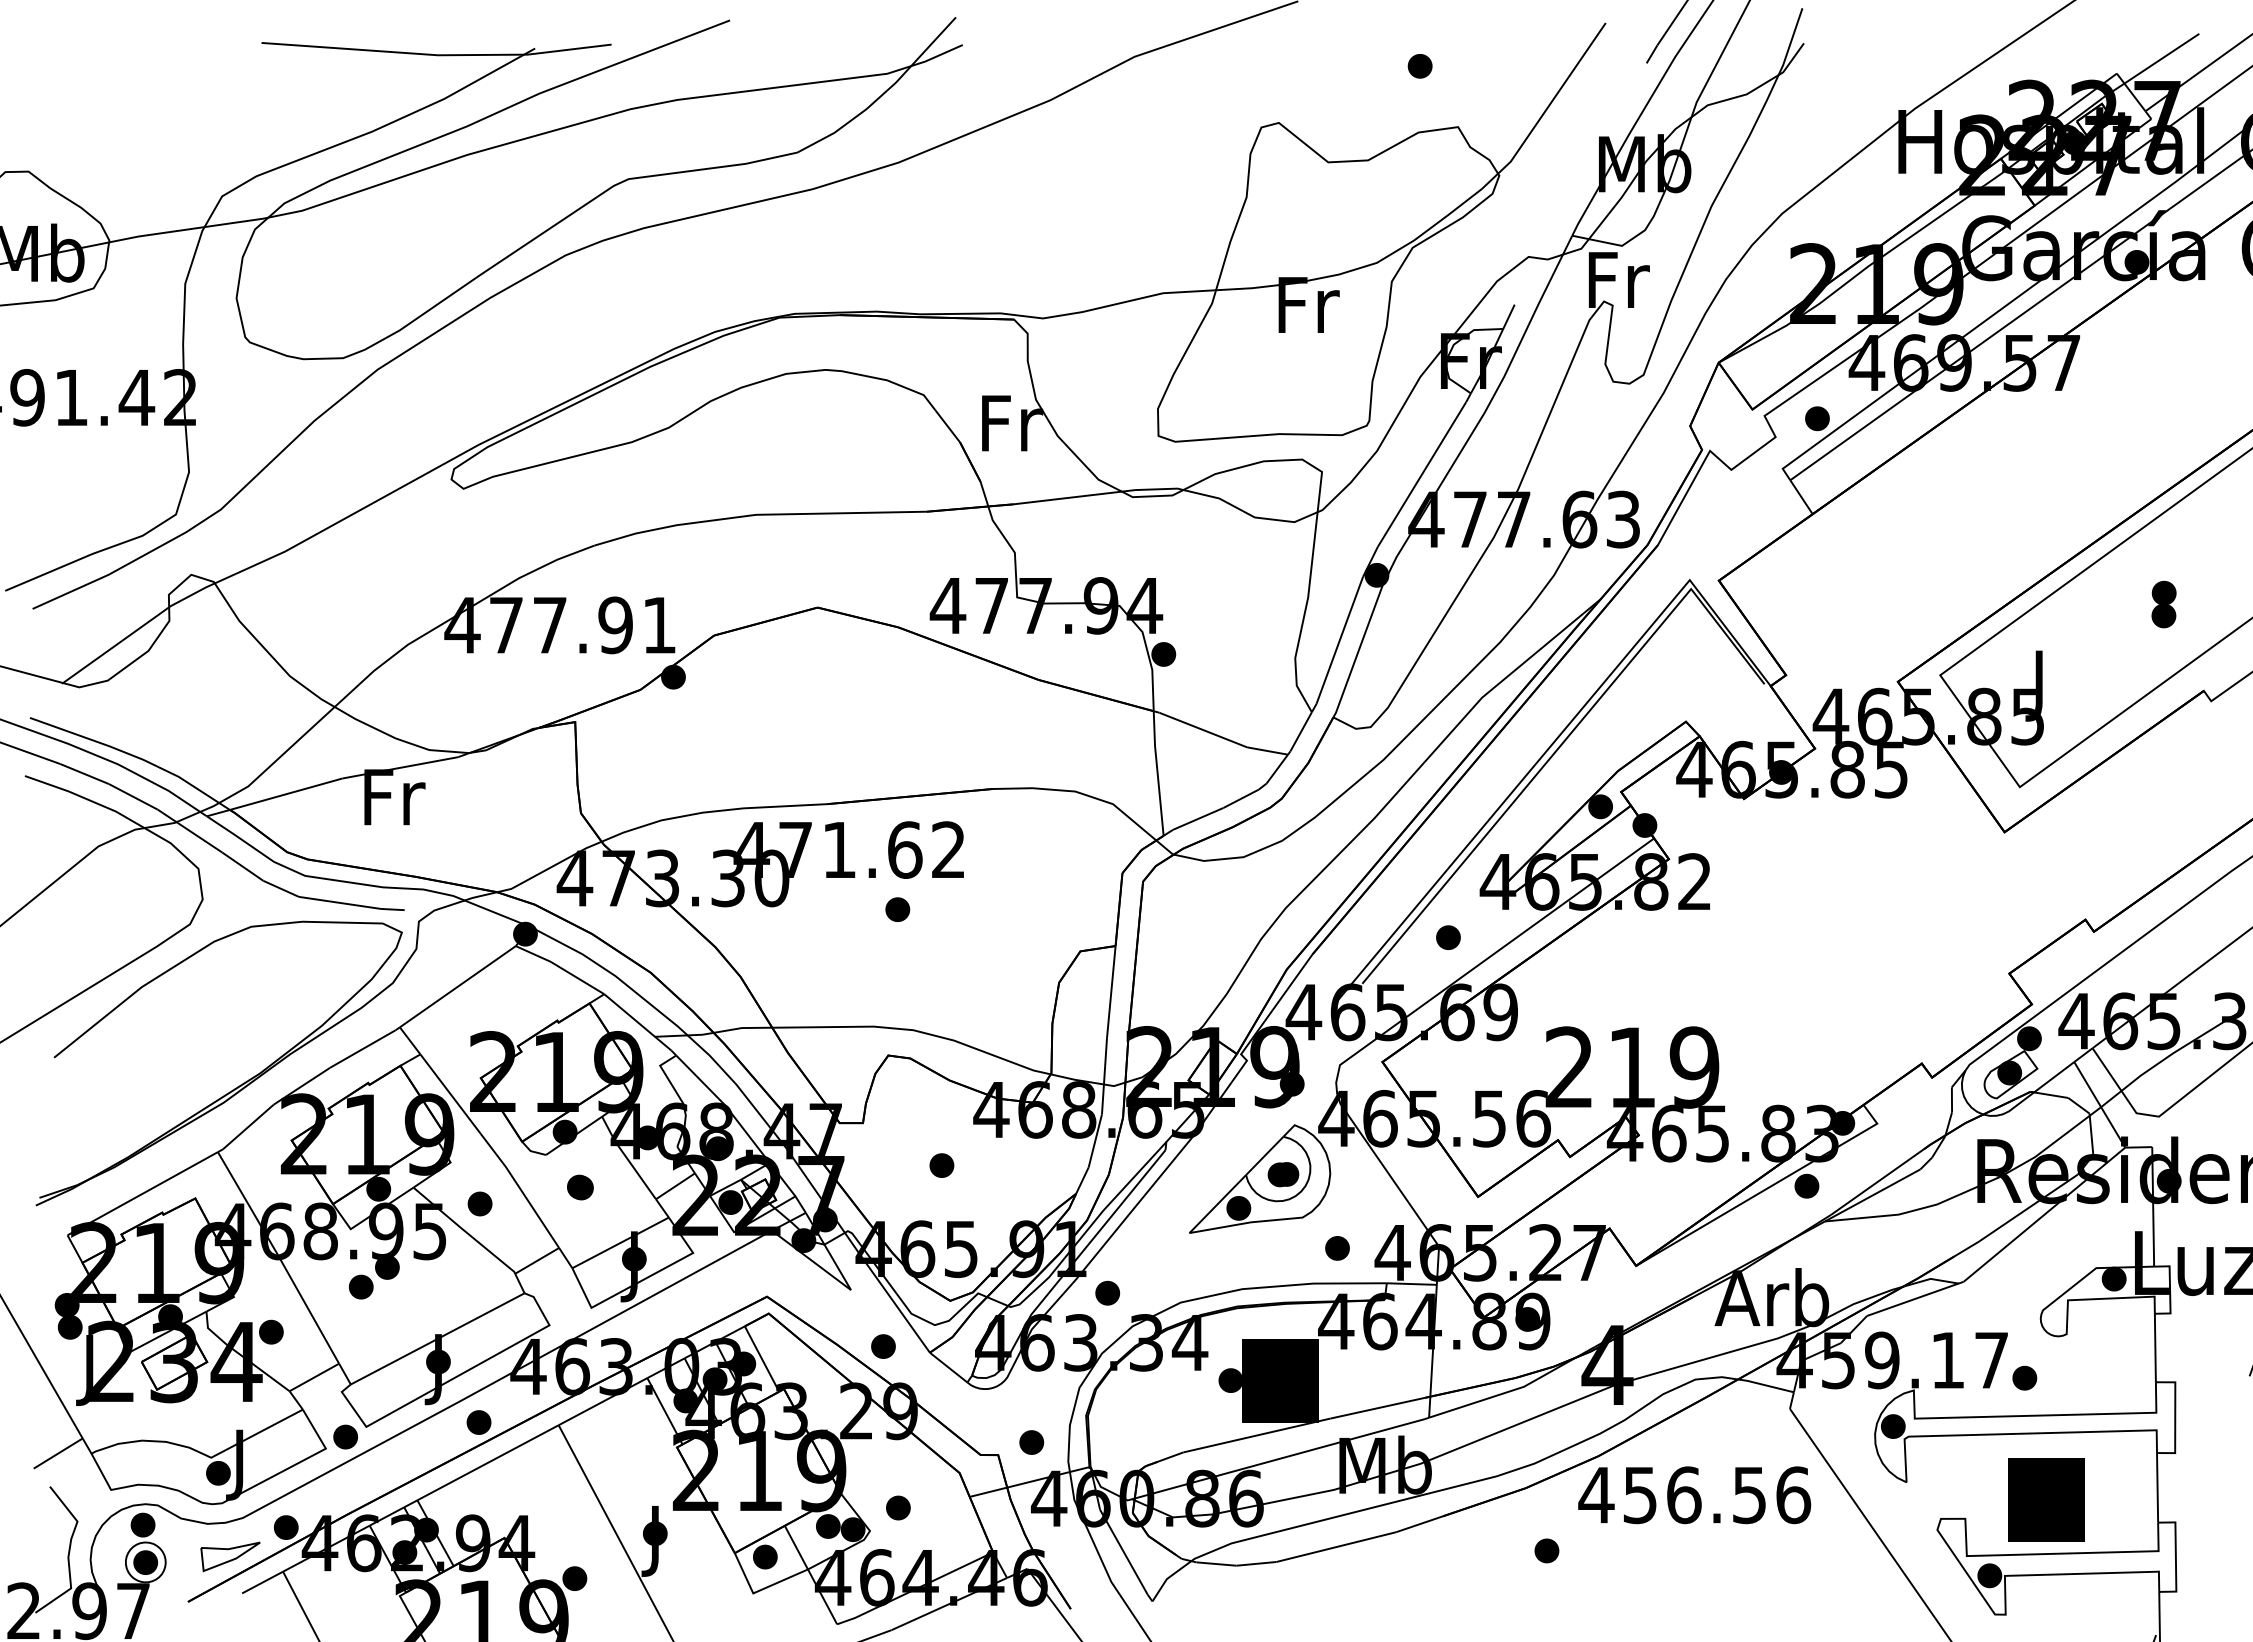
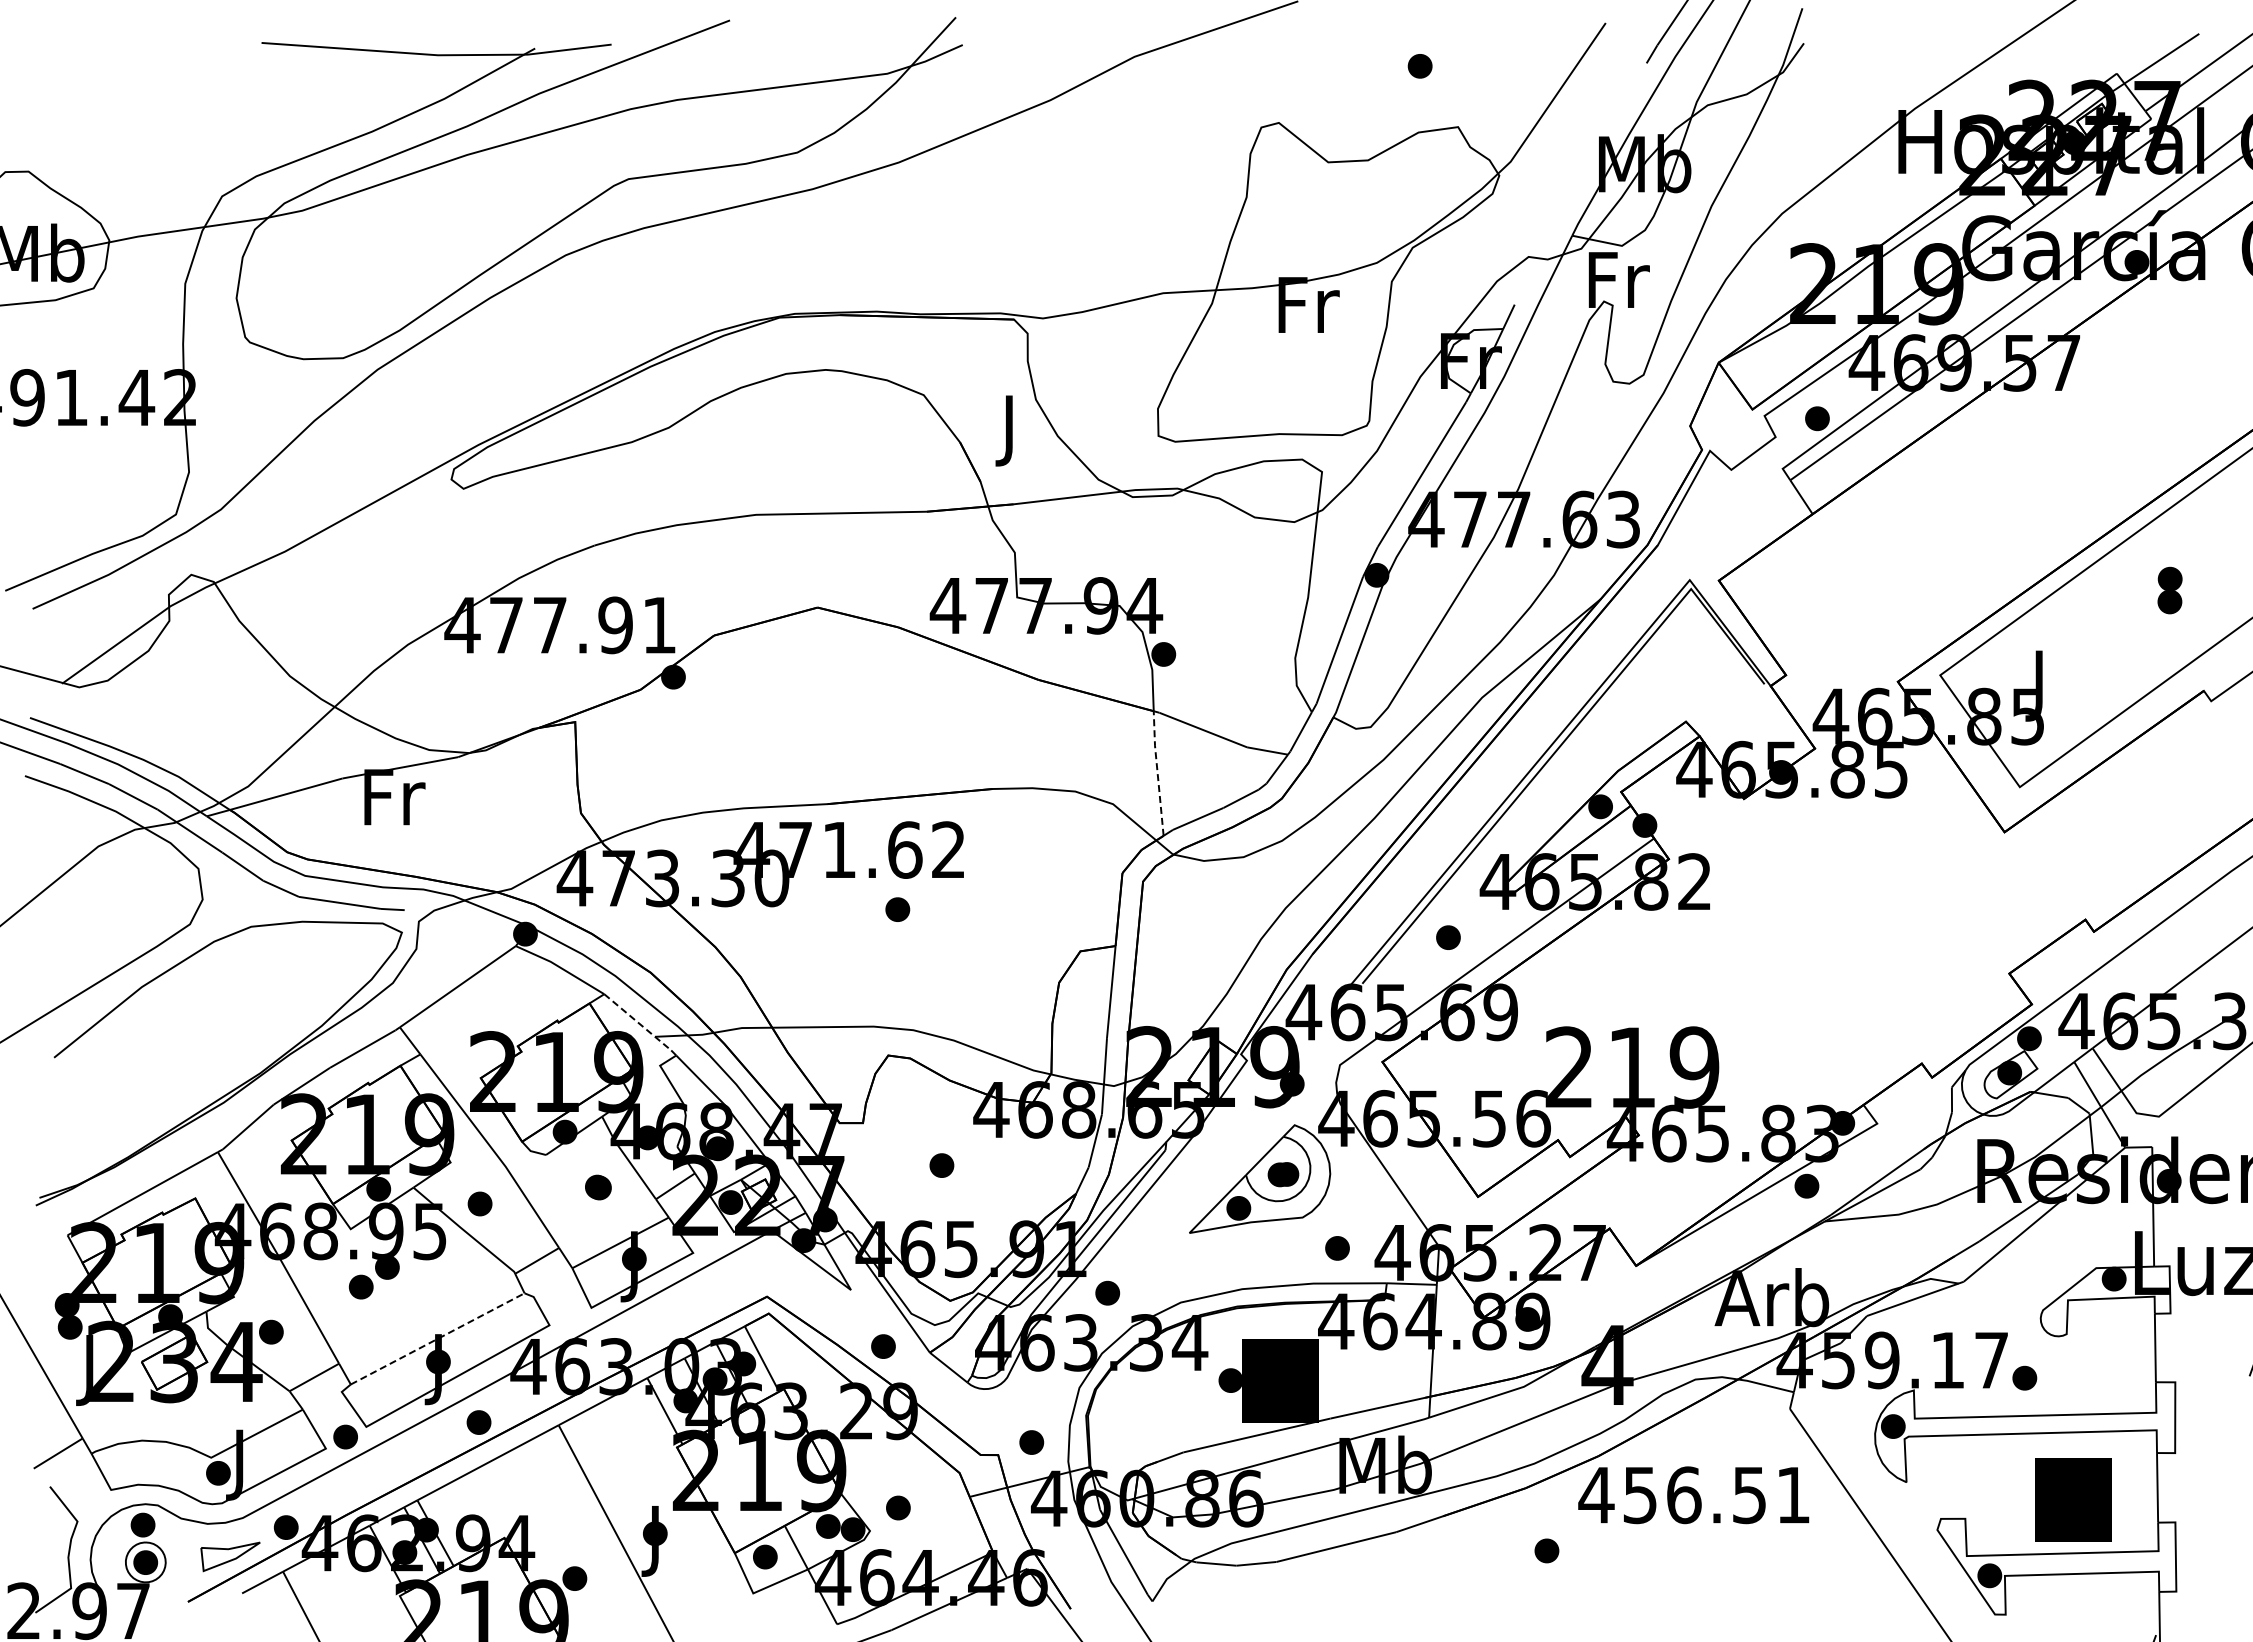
text: Fr -> J (1012, 430)
part position: (2163, 604) -> (2169, 590) (2169, 590)
line: solid -> dashed (1157, 772)
line: solid -> dashed (637, 1022)
part position: (580, 1187) -> (598, 1187) (598, 1187)
line: solid -> dashed (438, 1338)
text: 456.56 -> 456.51 (1793, 1495)
text position: (2046, 1499) -> (2073, 1499) (2073, 1499)
